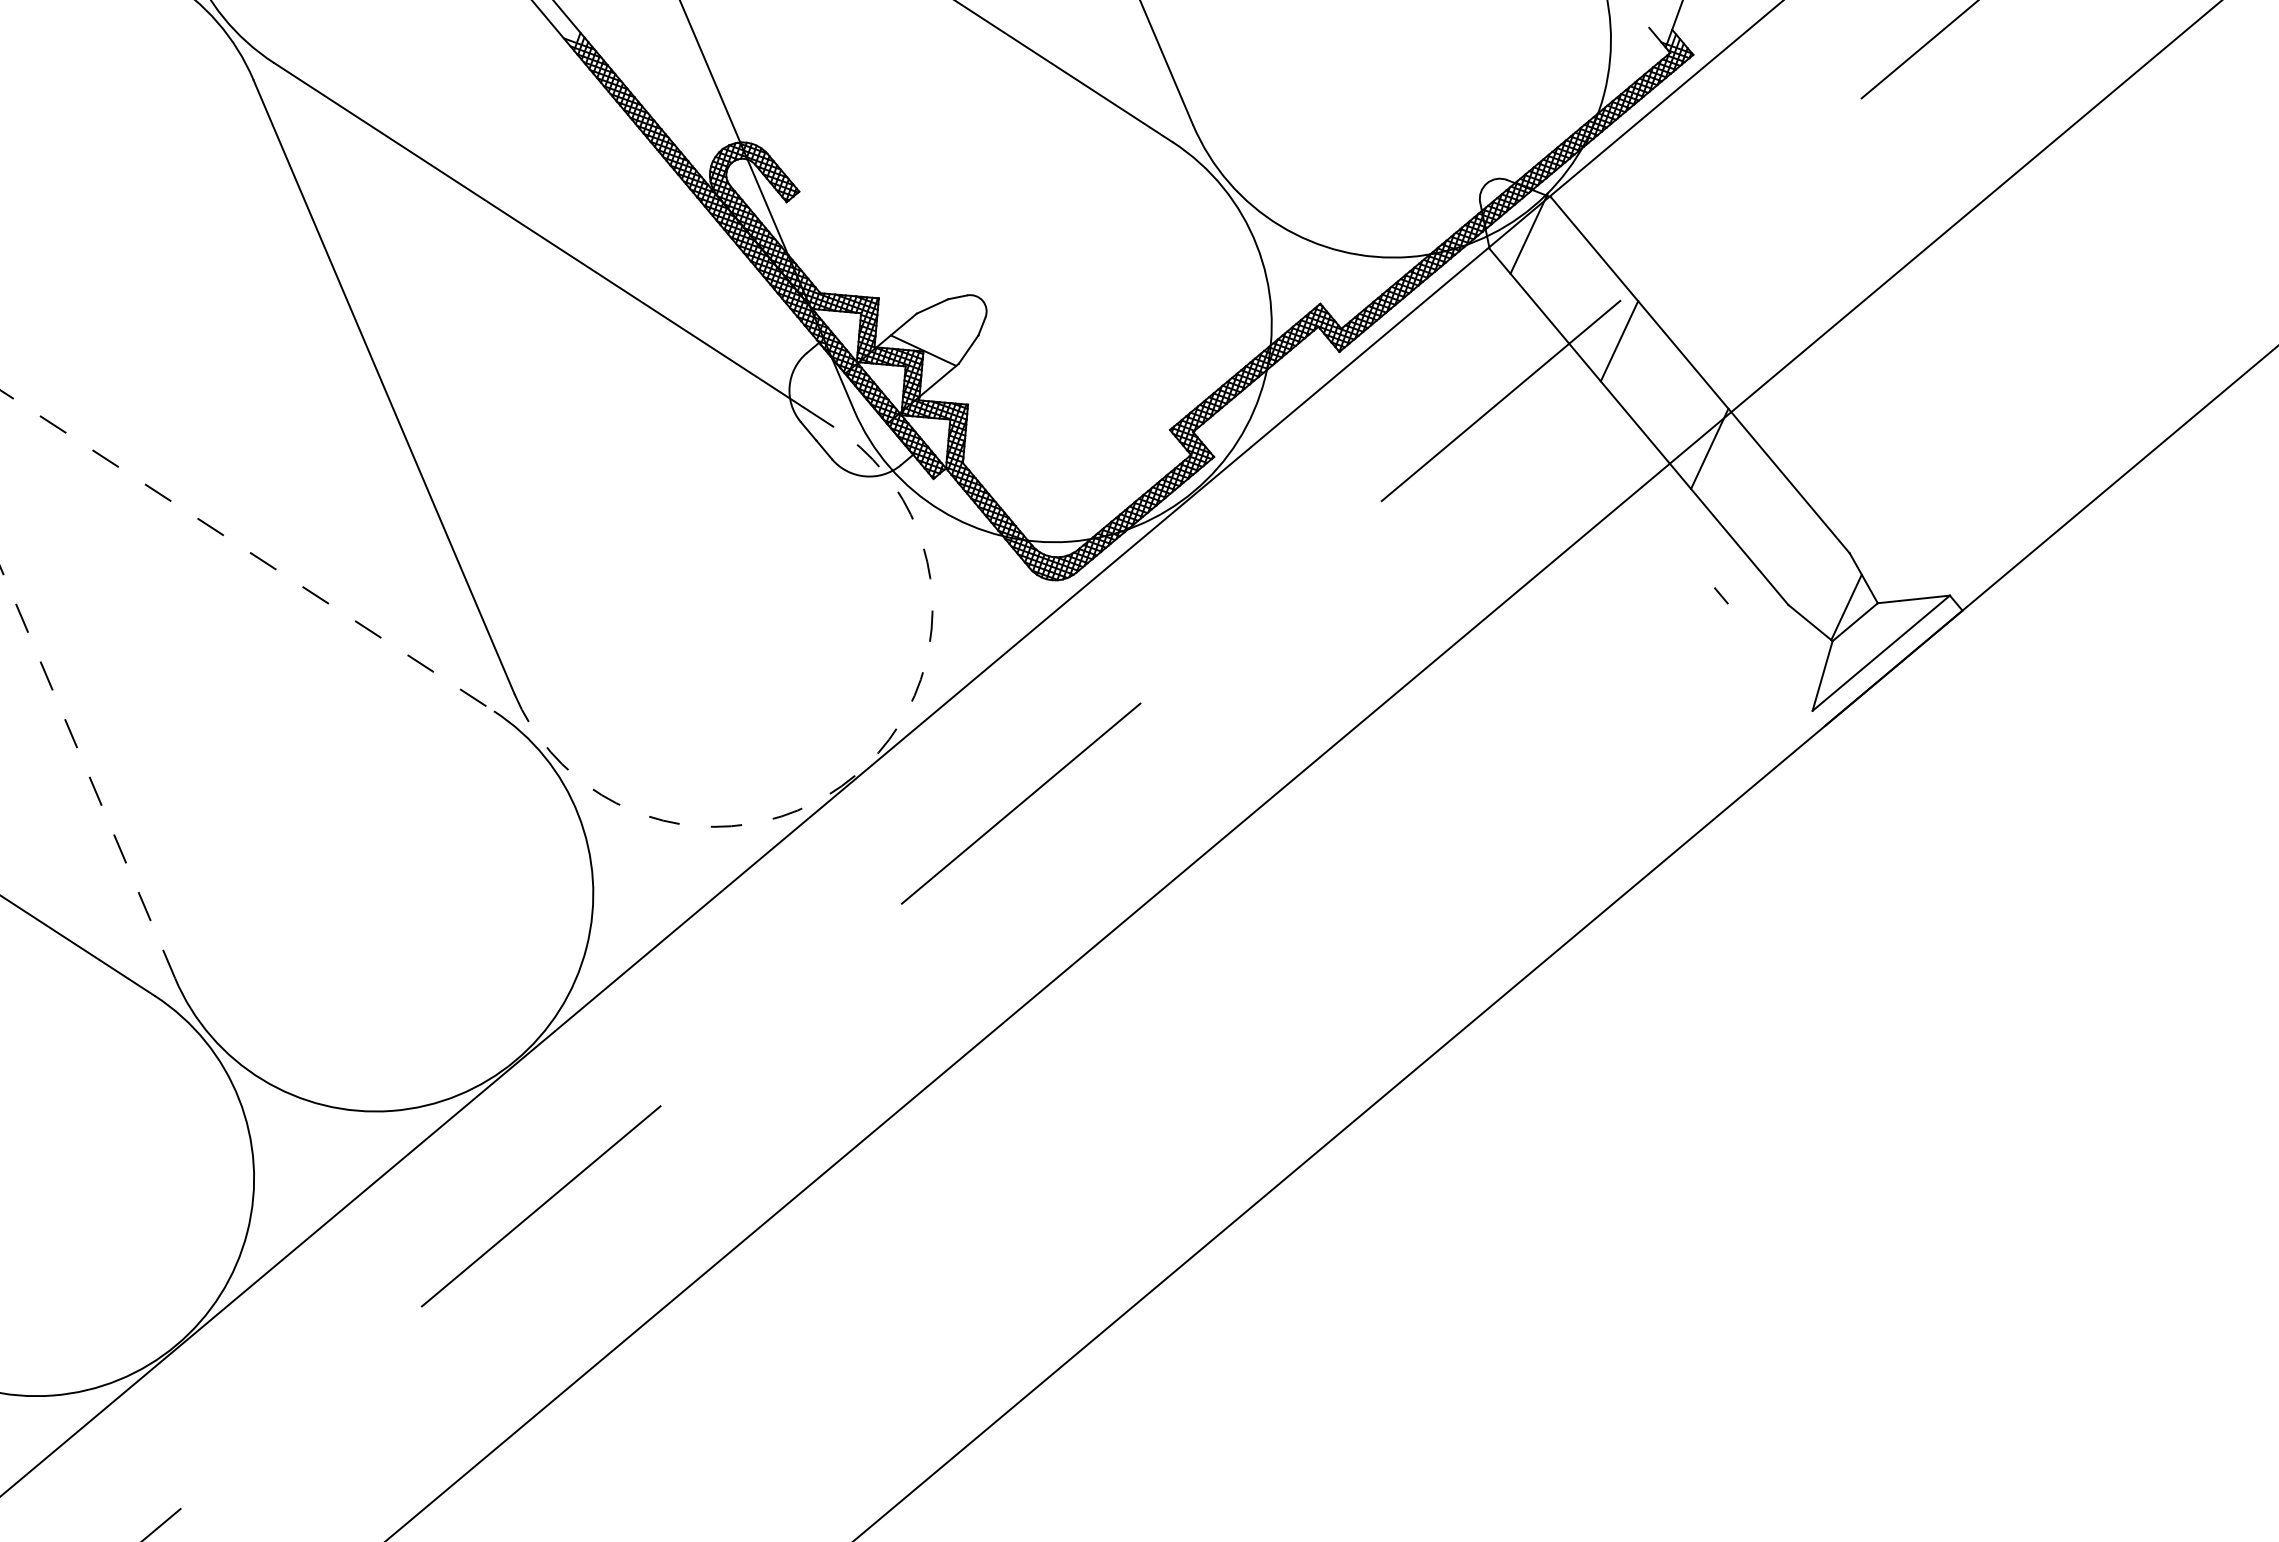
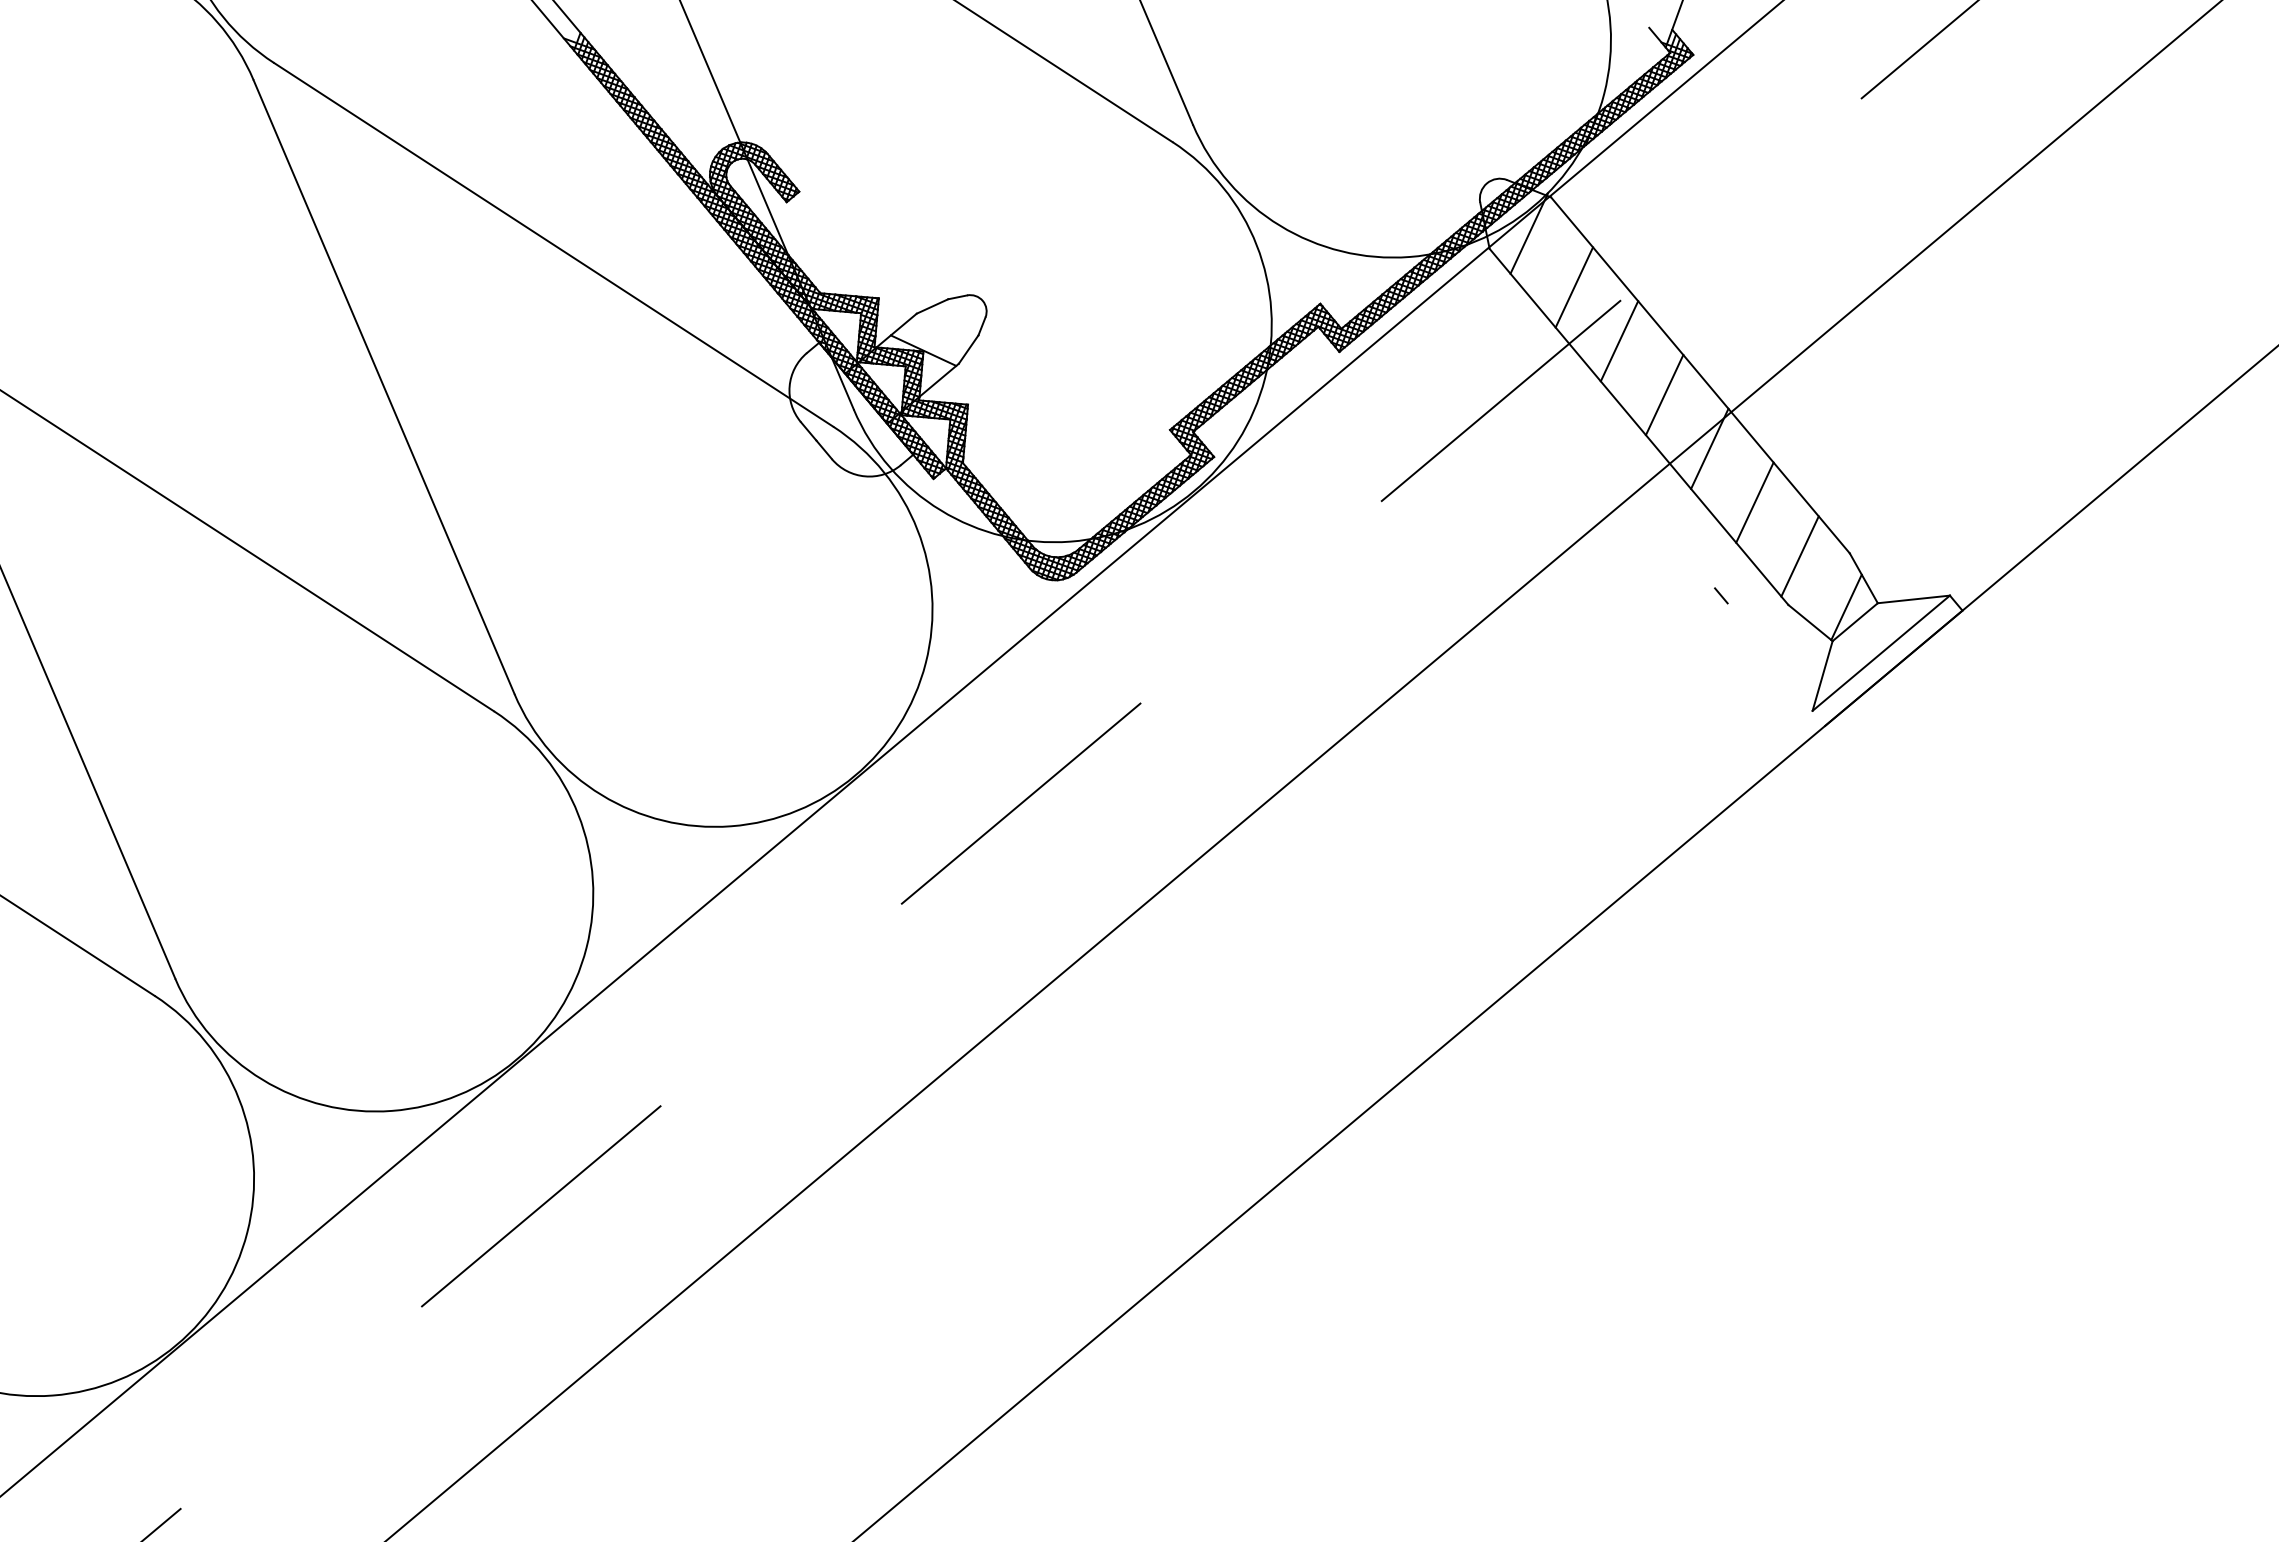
line: none -> present (1574, 287)
line: none -> present (1664, 394)
line: none -> present (1754, 502)
line: dashed -> solid (247, 551)
line: none -> present (1799, 556)
line: dashed -> solid (87, 772)
arc: dashed -> solid (854, 775)
